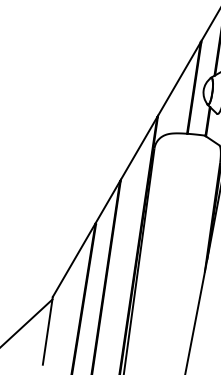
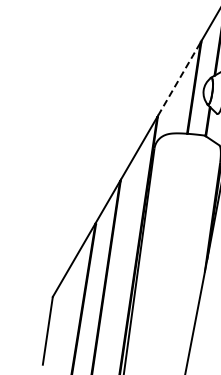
line: solid -> dashed (179, 78)
line: present -> none (27, 322)
